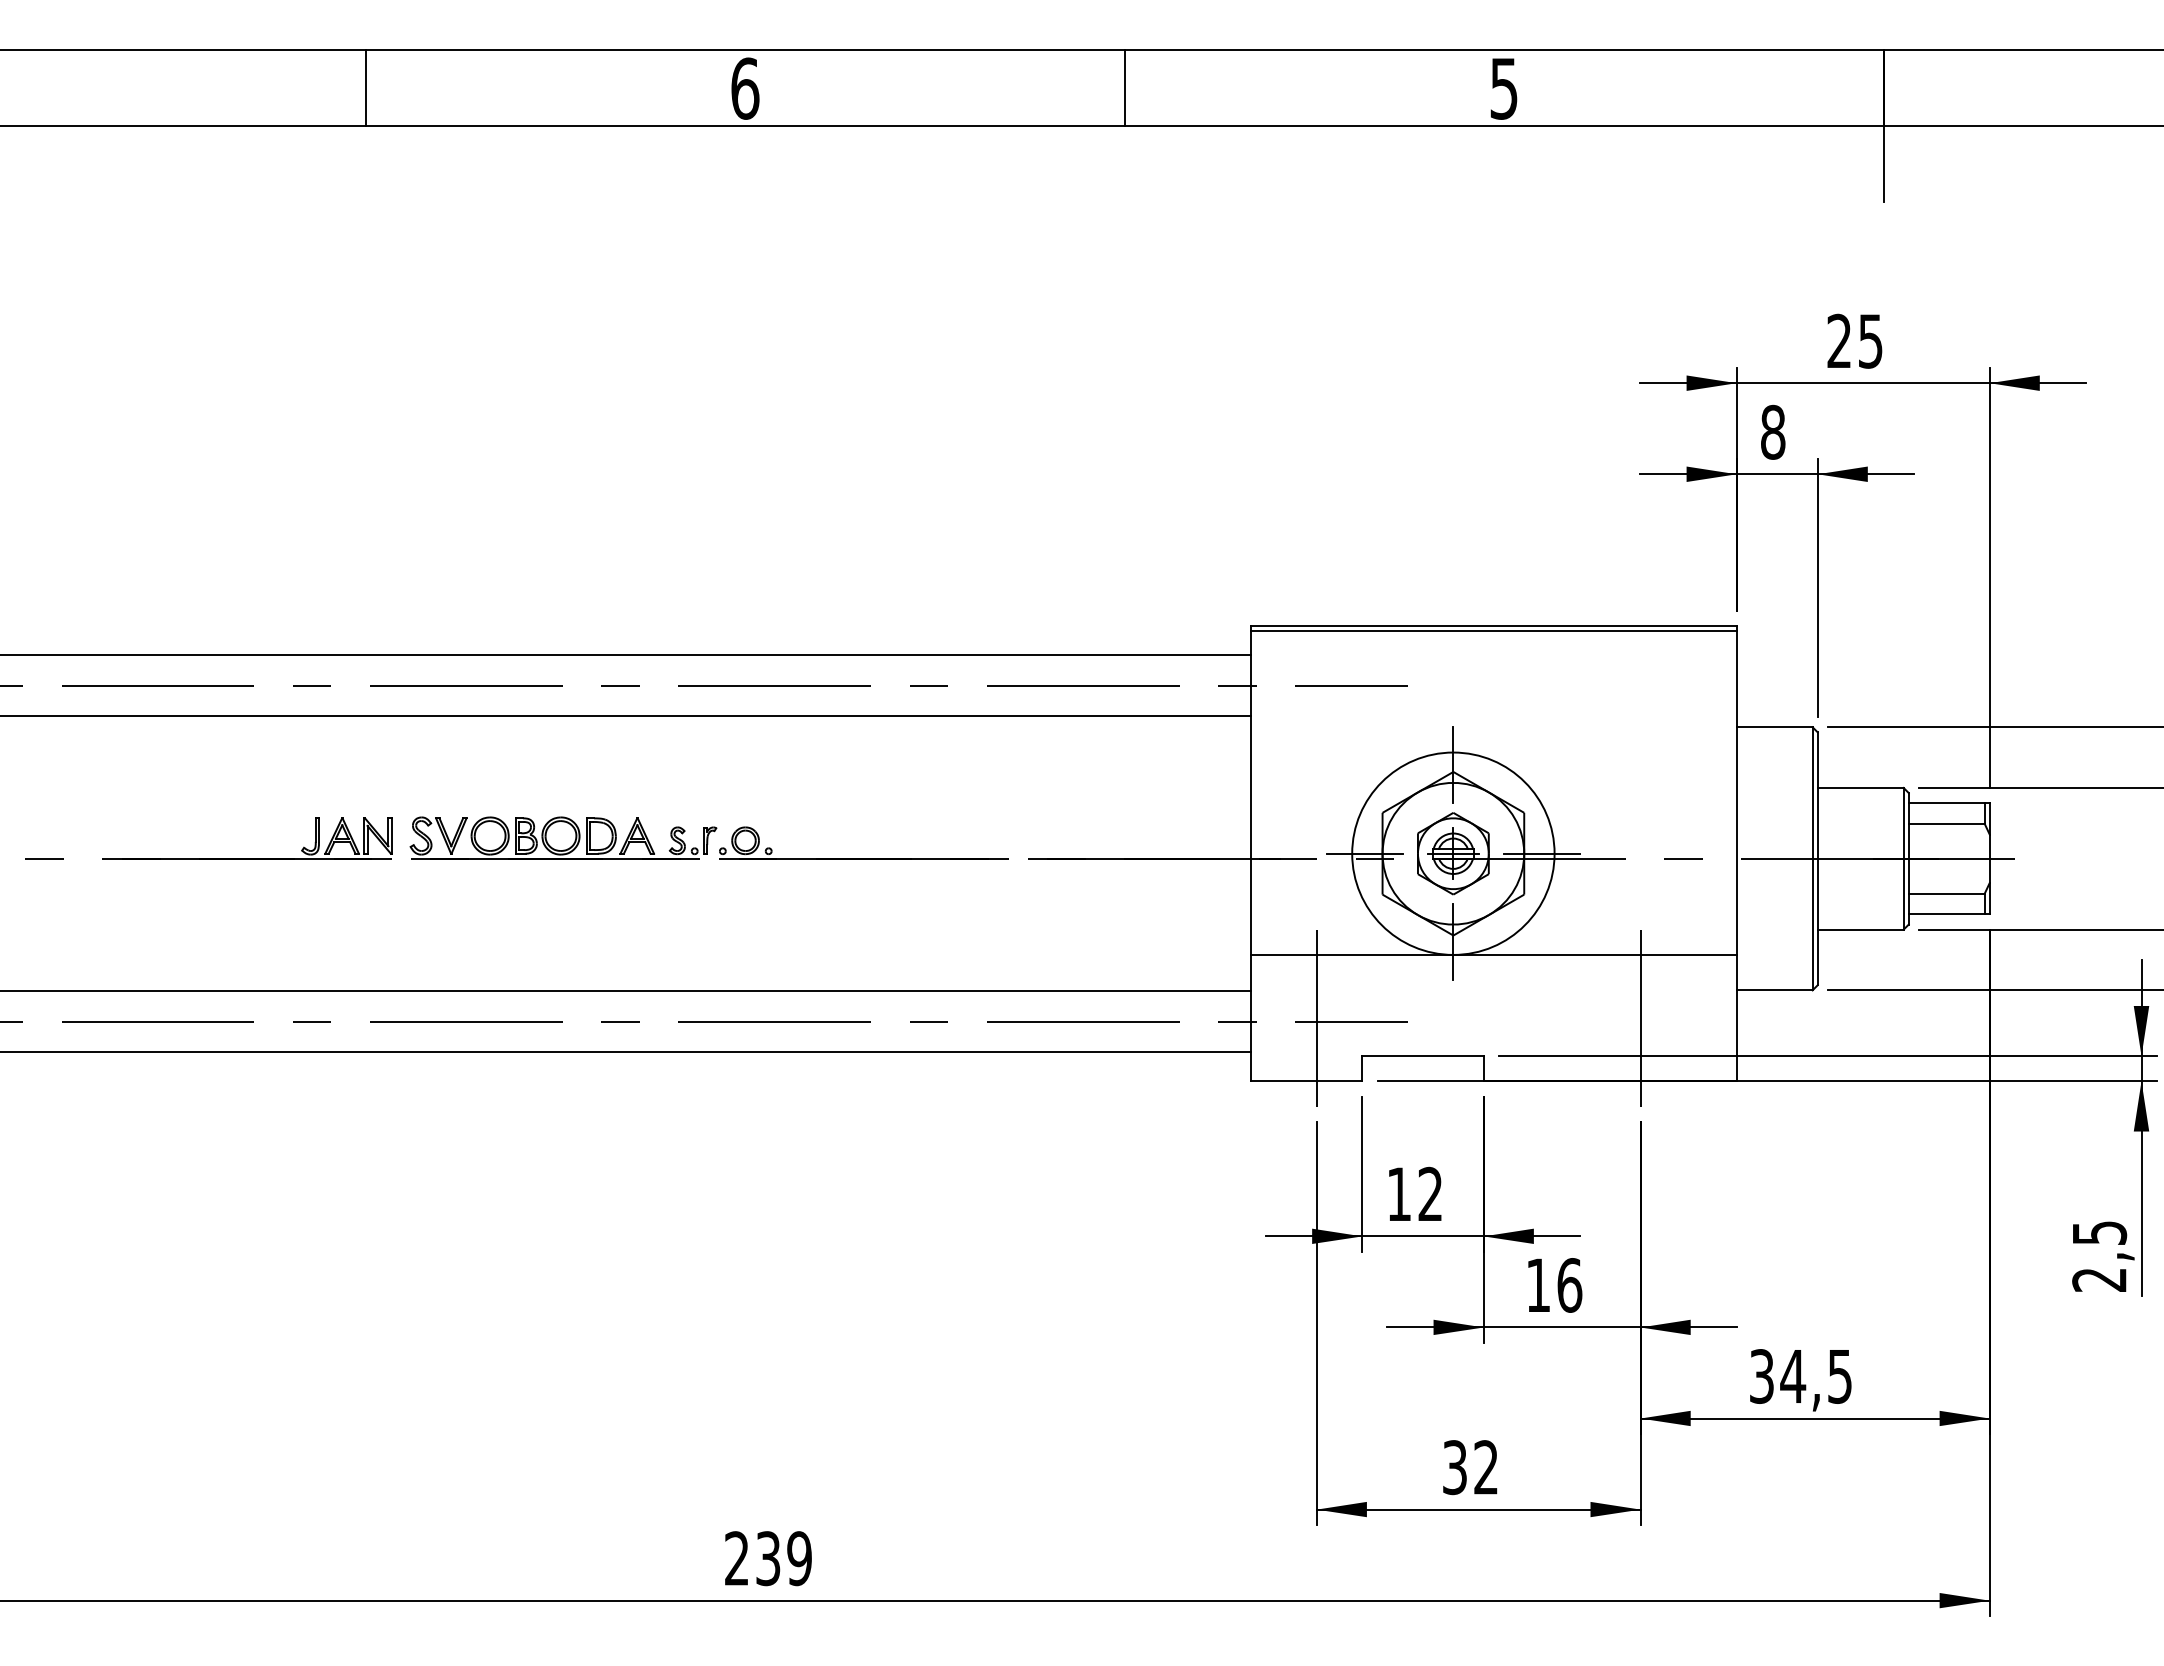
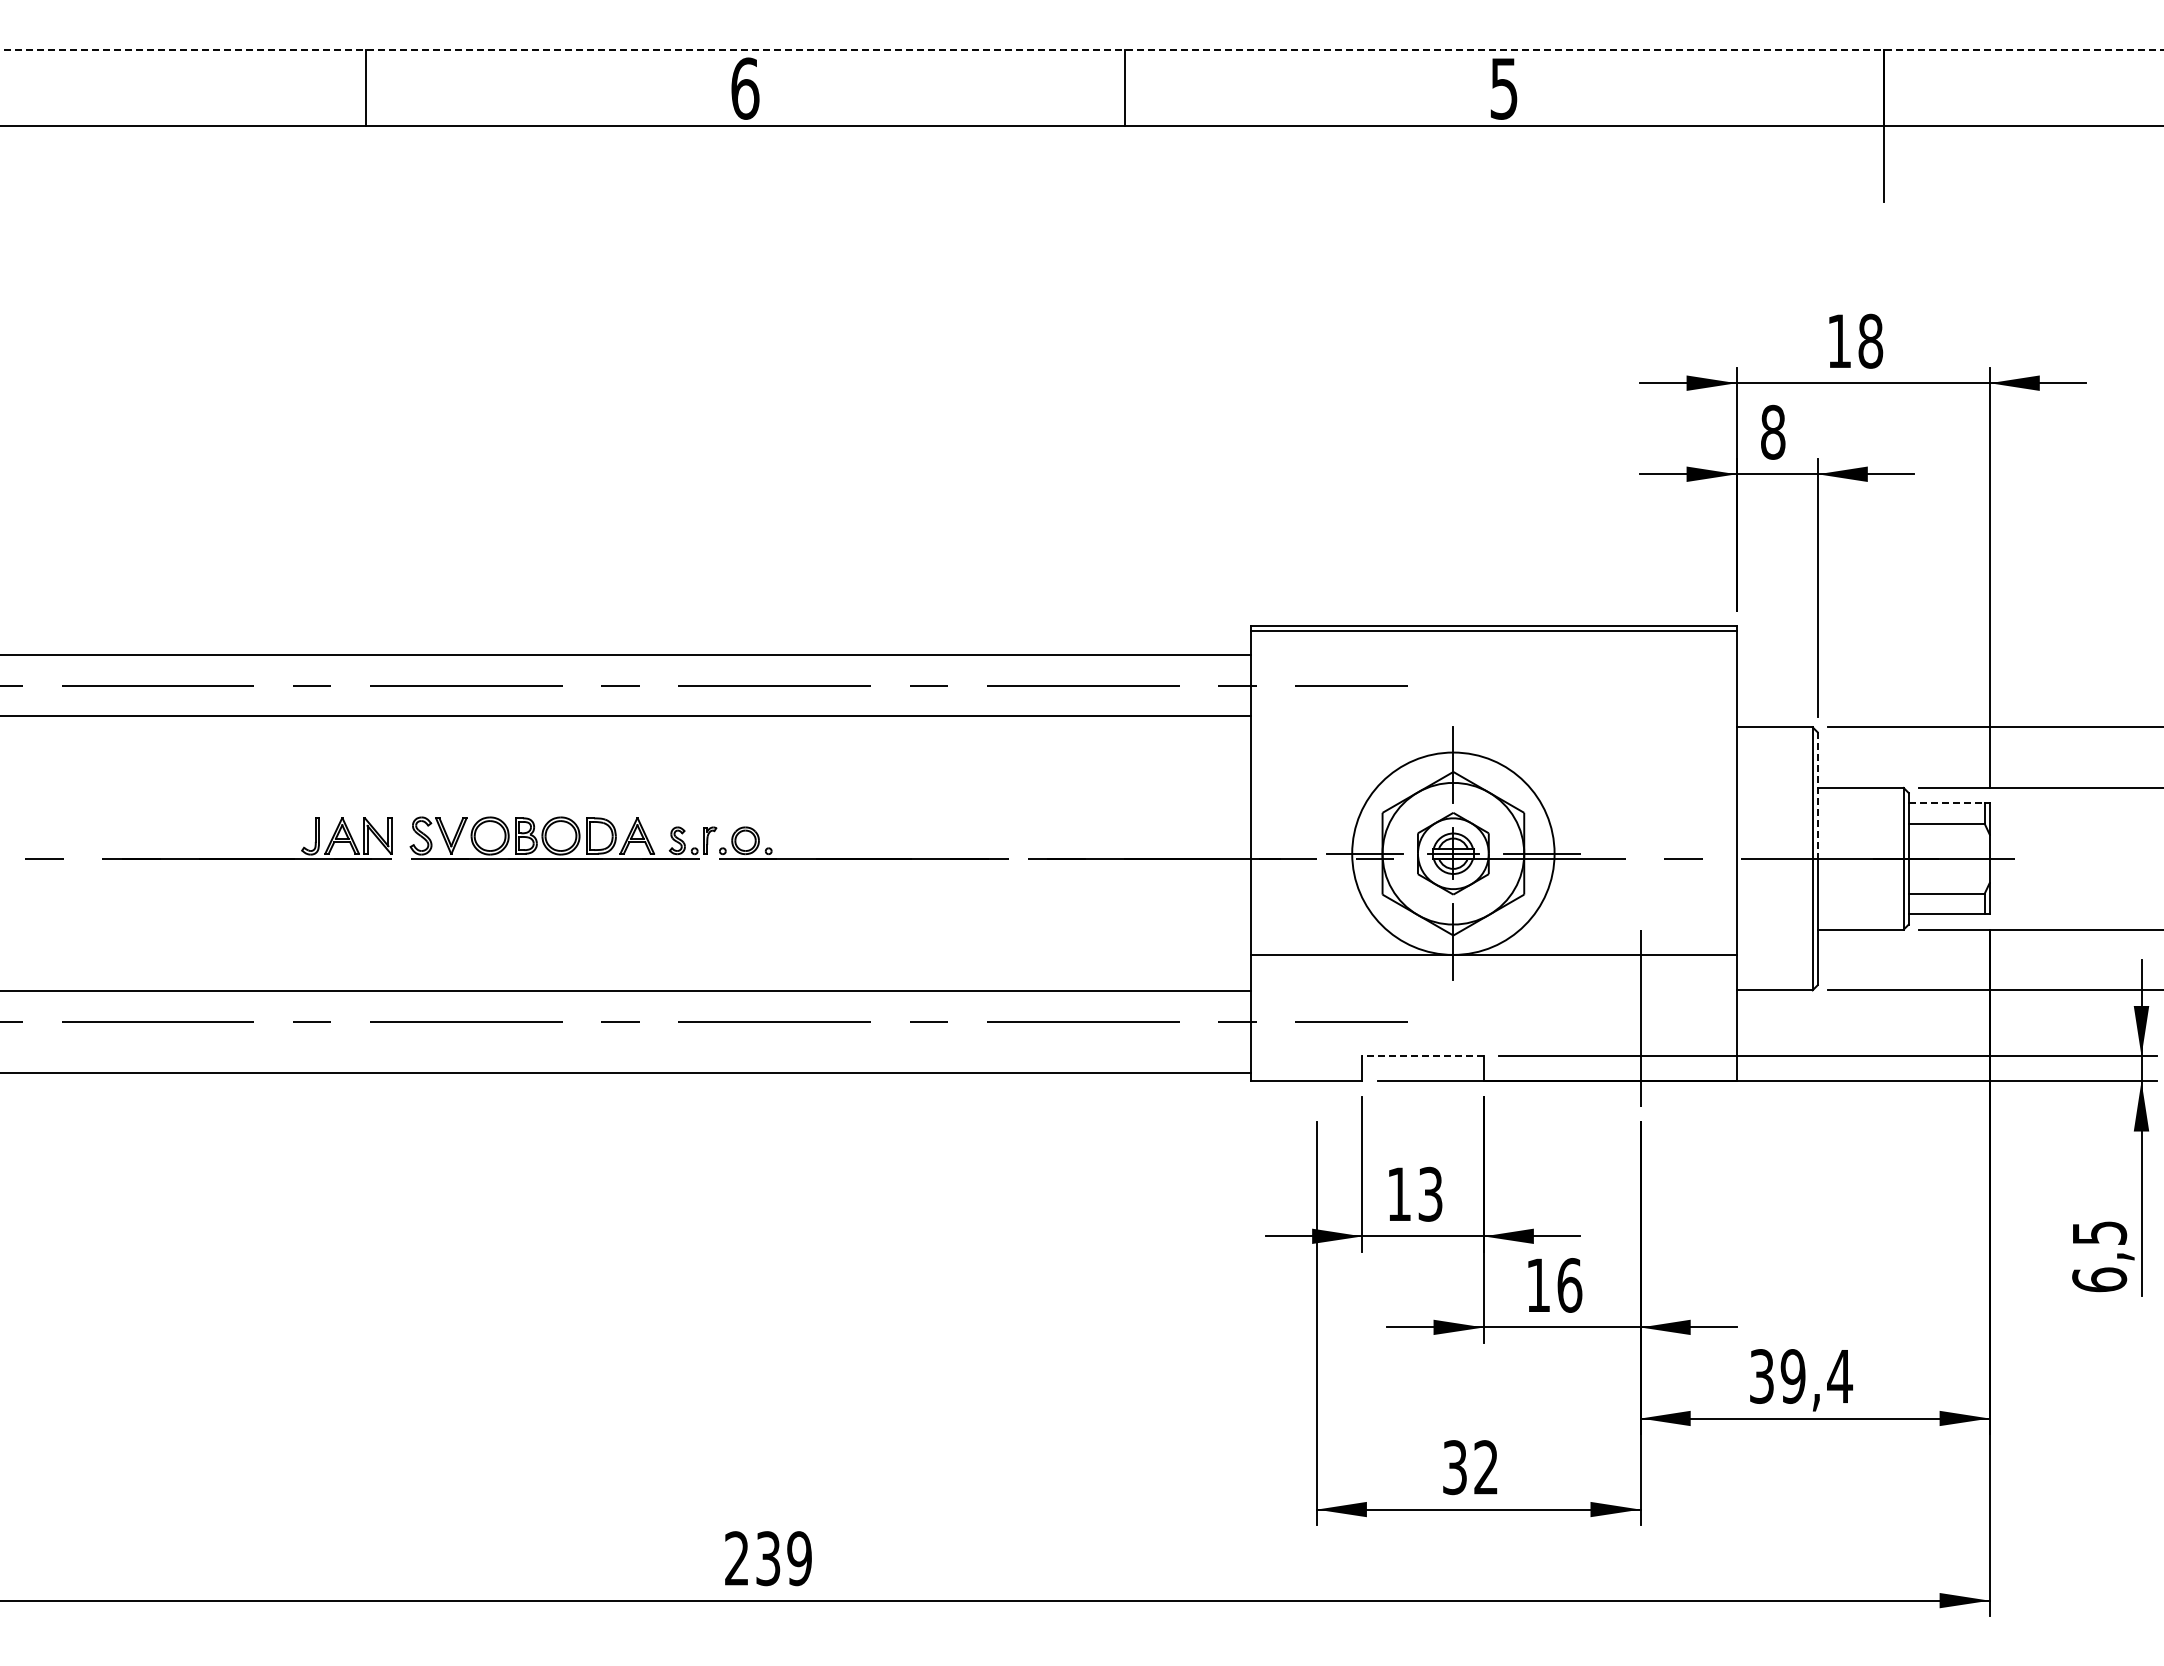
line: solid -> dashed (1082, 50)
text: 25 -> 18 (1855, 340)
line: solid -> dashed (1817, 796)
line: solid -> dashed (1946, 803)
line: present -> none (1316, 1017)
line position: (626, 1052) -> (626, 1073) (626, 1073)
line: solid -> dashed (1423, 1056)
text: 12 -> 13 (1430, 1194)
text: 2,5 -> 6,5 (2099, 1279)
text: 34,5 -> 39,4 (1816, 1376)
